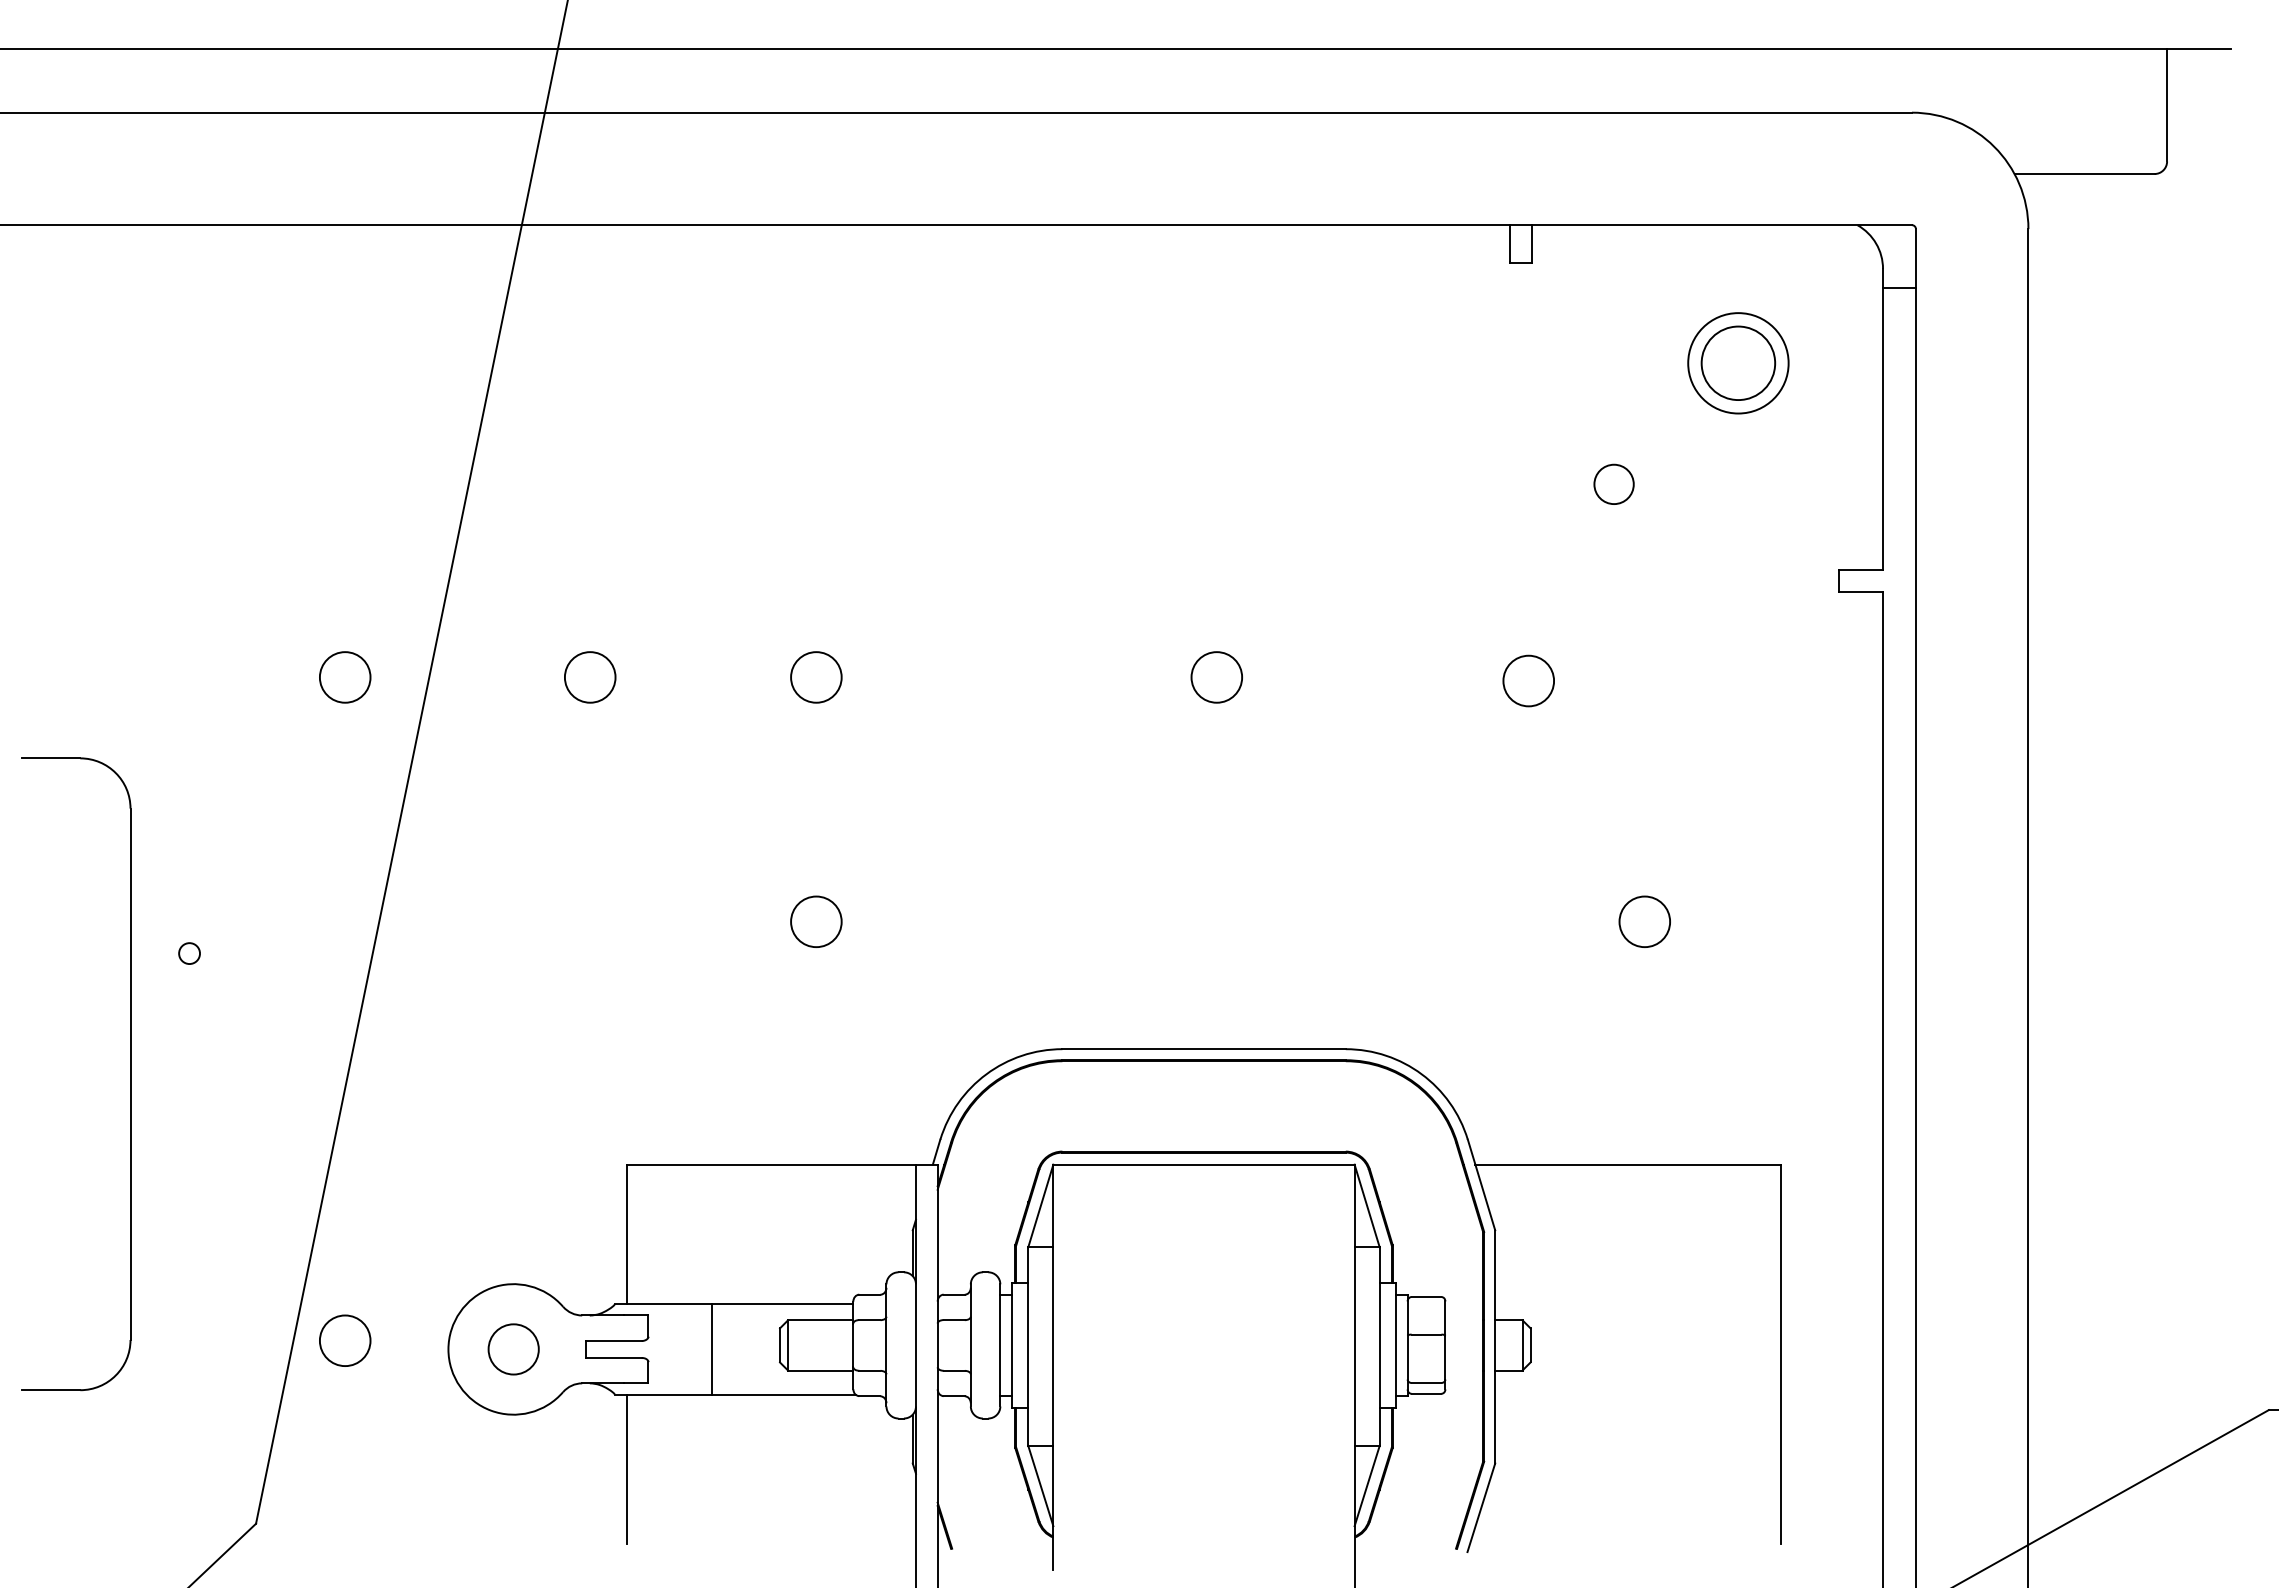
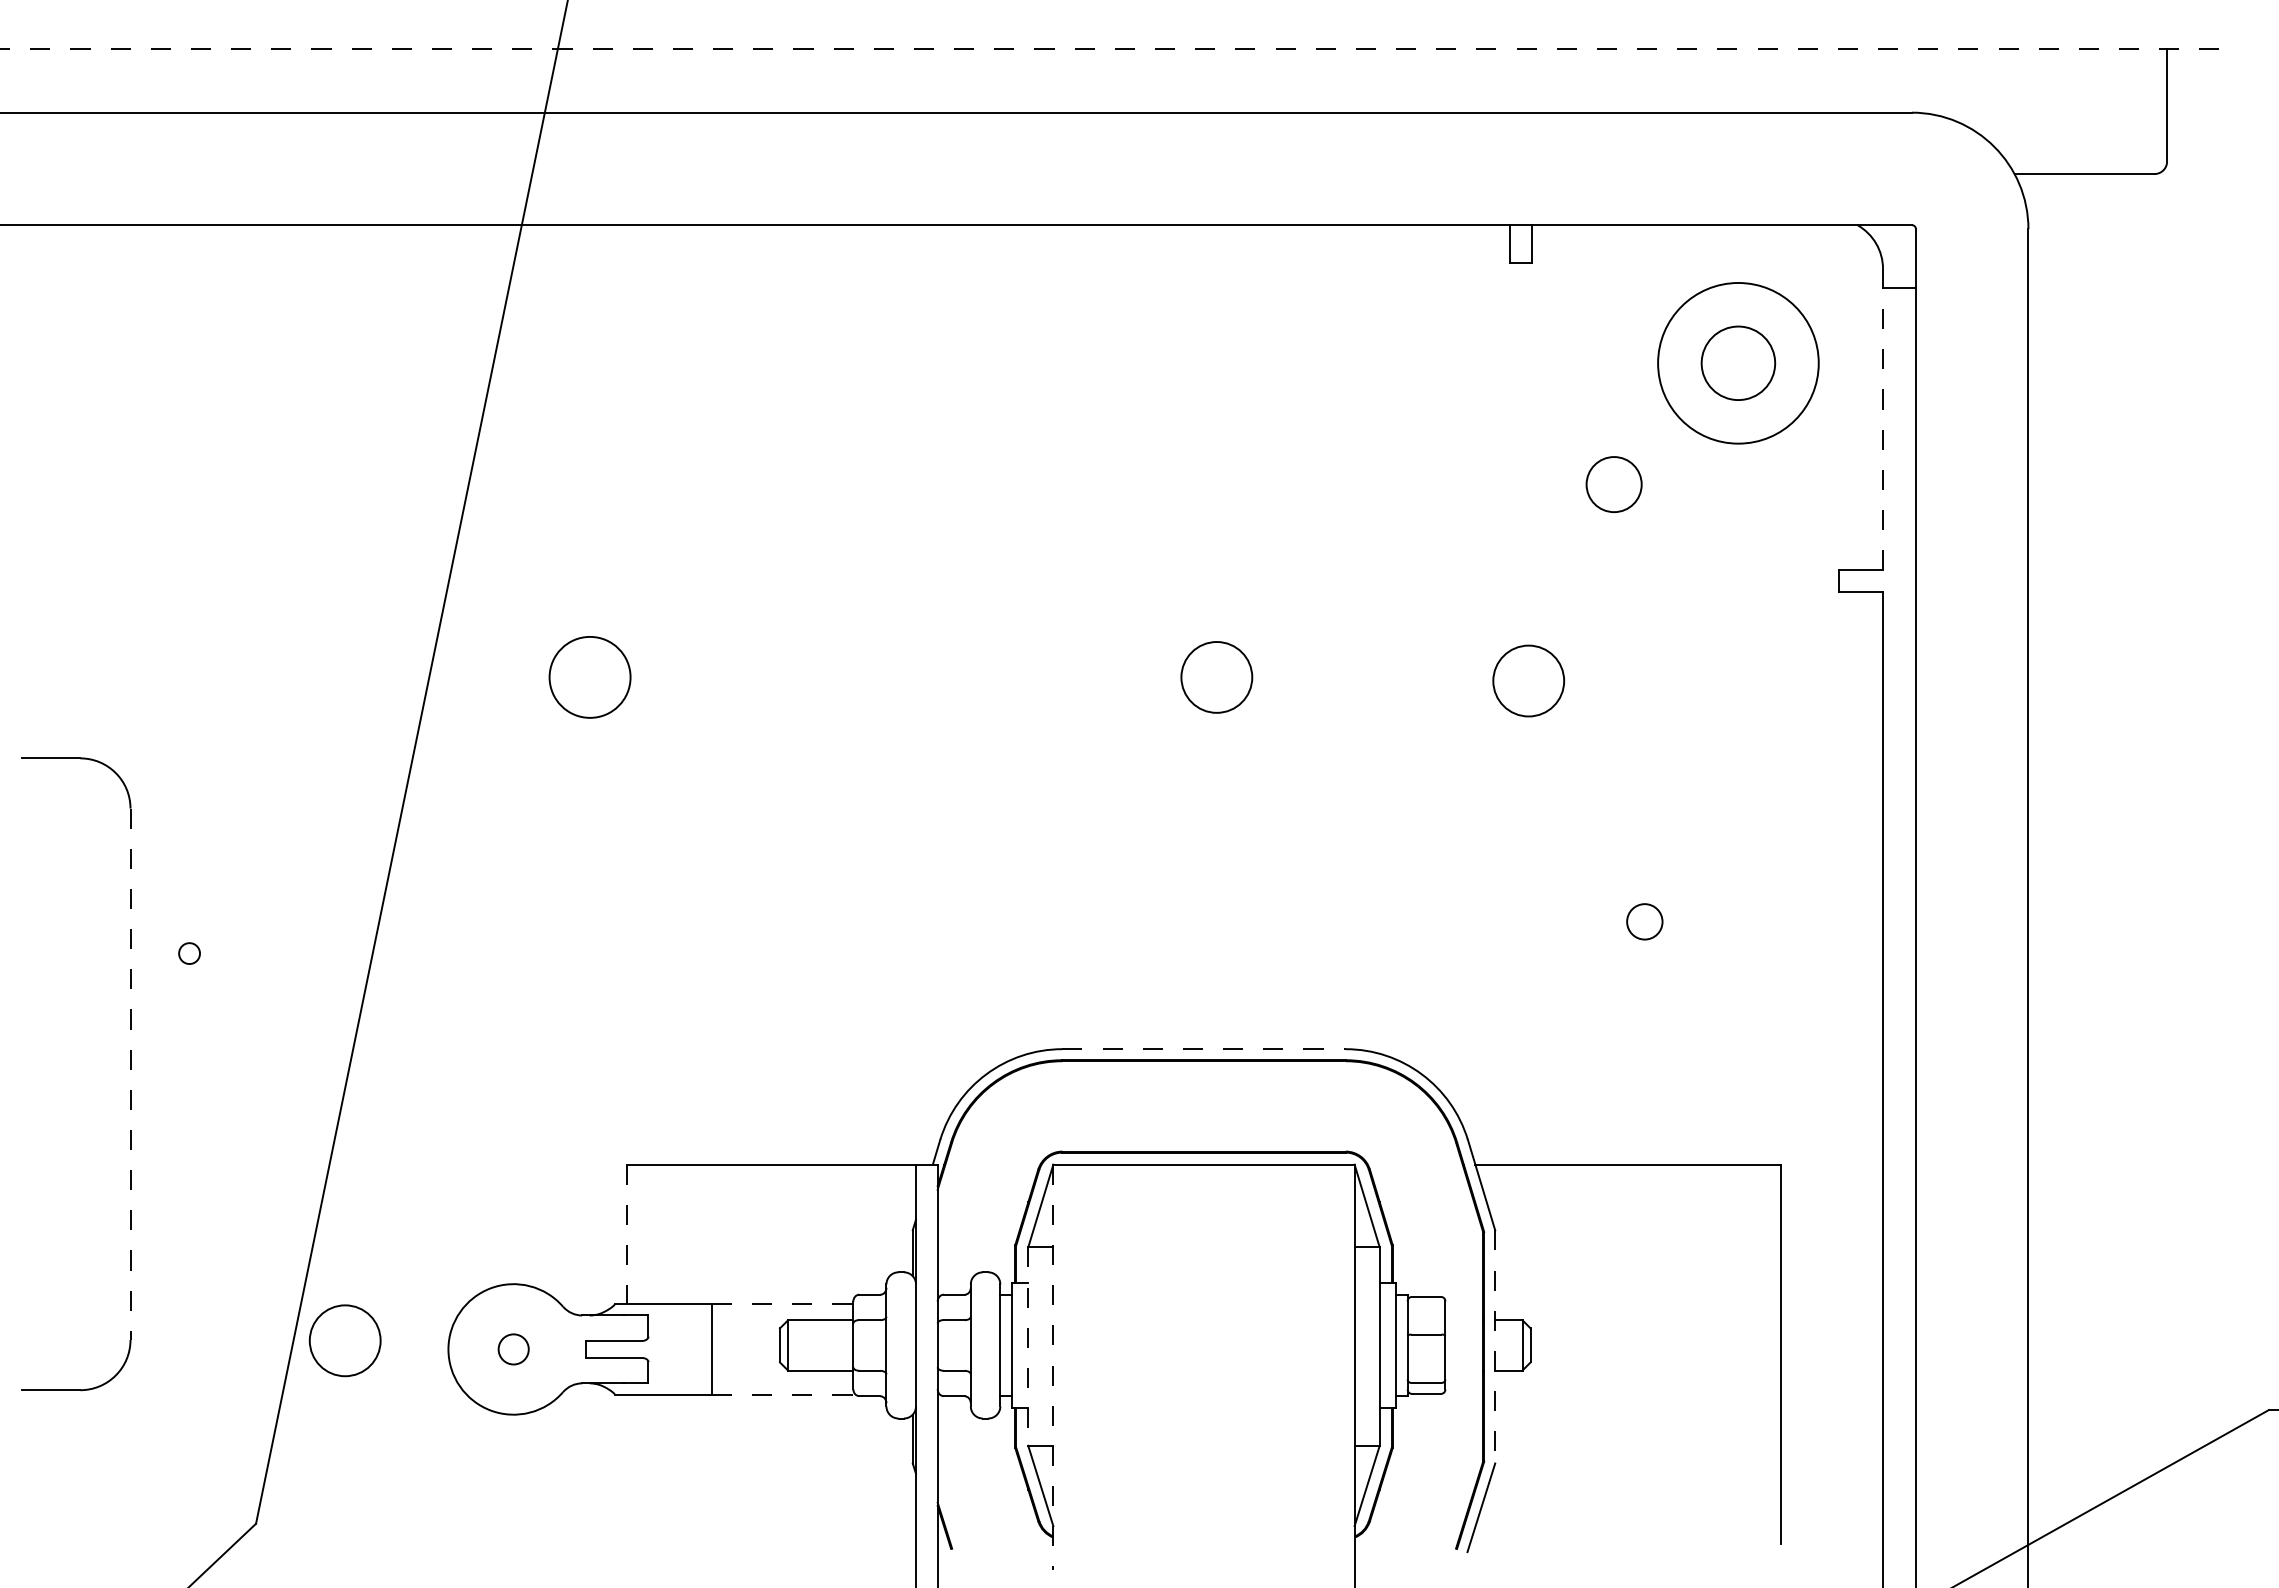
line: solid -> dashed (1116, 49)
circle diameter: 100 px -> 161 px (1738, 362)
line: solid -> dashed (1883, 419)
circle size: 42x42 px -> 58x57 px (1613, 484)
circle: present -> none (345, 677)
circle size: 53x53 px -> 84x83 px (589, 677)
circle: present -> none (816, 677)
circle diameter: 51 px -> 71 px (1216, 677)
circle diameter: 51 px -> 71 px (1528, 680)
circle: present -> none (816, 921)
circle diameter: 51 px -> 35 px (1644, 921)
line: solid -> dashed (1204, 1049)
line: solid -> dashed (130, 1074)
line: solid -> dashed (626, 1234)
line: solid -> dashed (782, 1303)
circle diameter: 51 px -> 71 px (344, 1340)
line: solid -> dashed (1495, 1346)
line: solid -> dashed (1028, 1347)
circle diameter: 50 px -> 30 px (513, 1349)
line: solid -> dashed (1053, 1367)
line: solid -> dashed (783, 1395)
line: present -> none (626, 1469)
